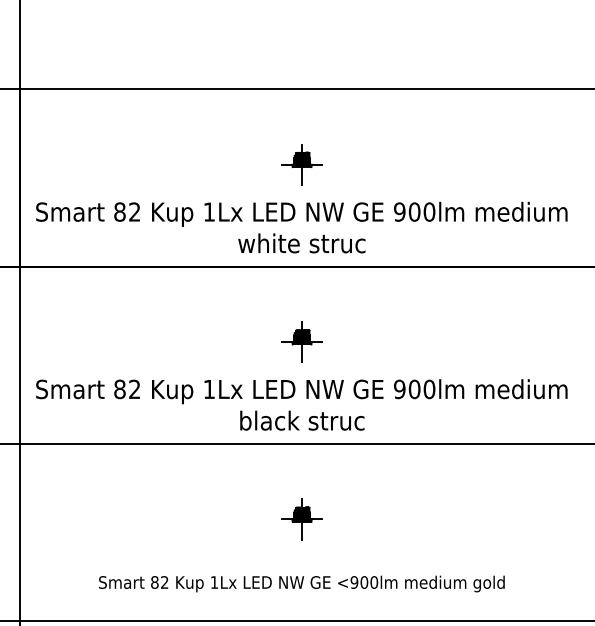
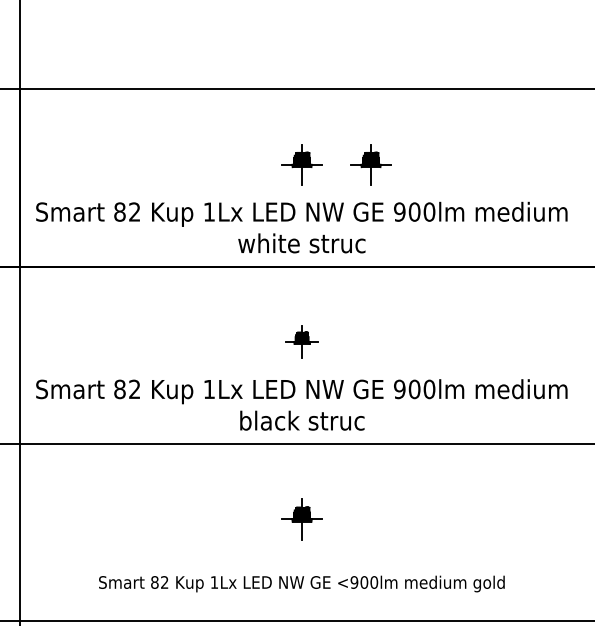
part: none -> present (370, 164)
part size: 42x42 px -> 34x34 px (301, 341)
